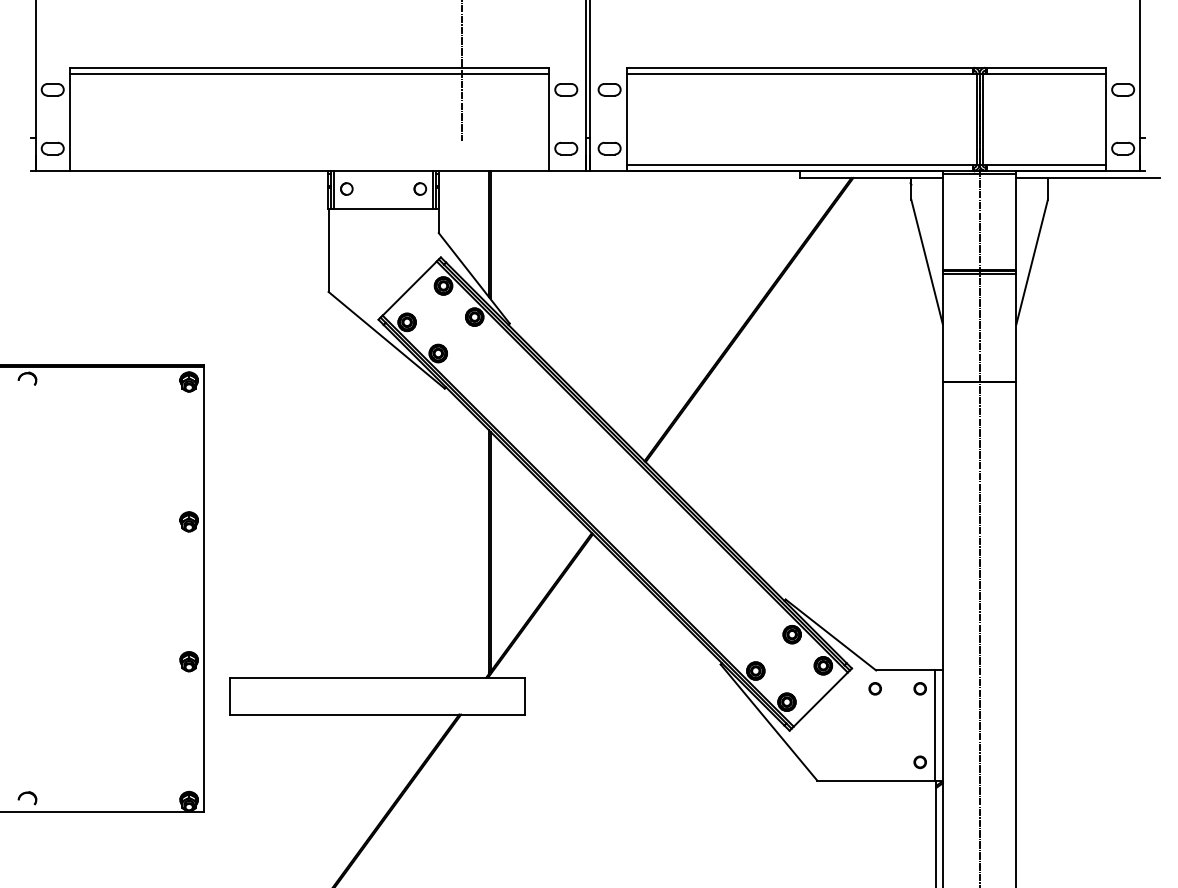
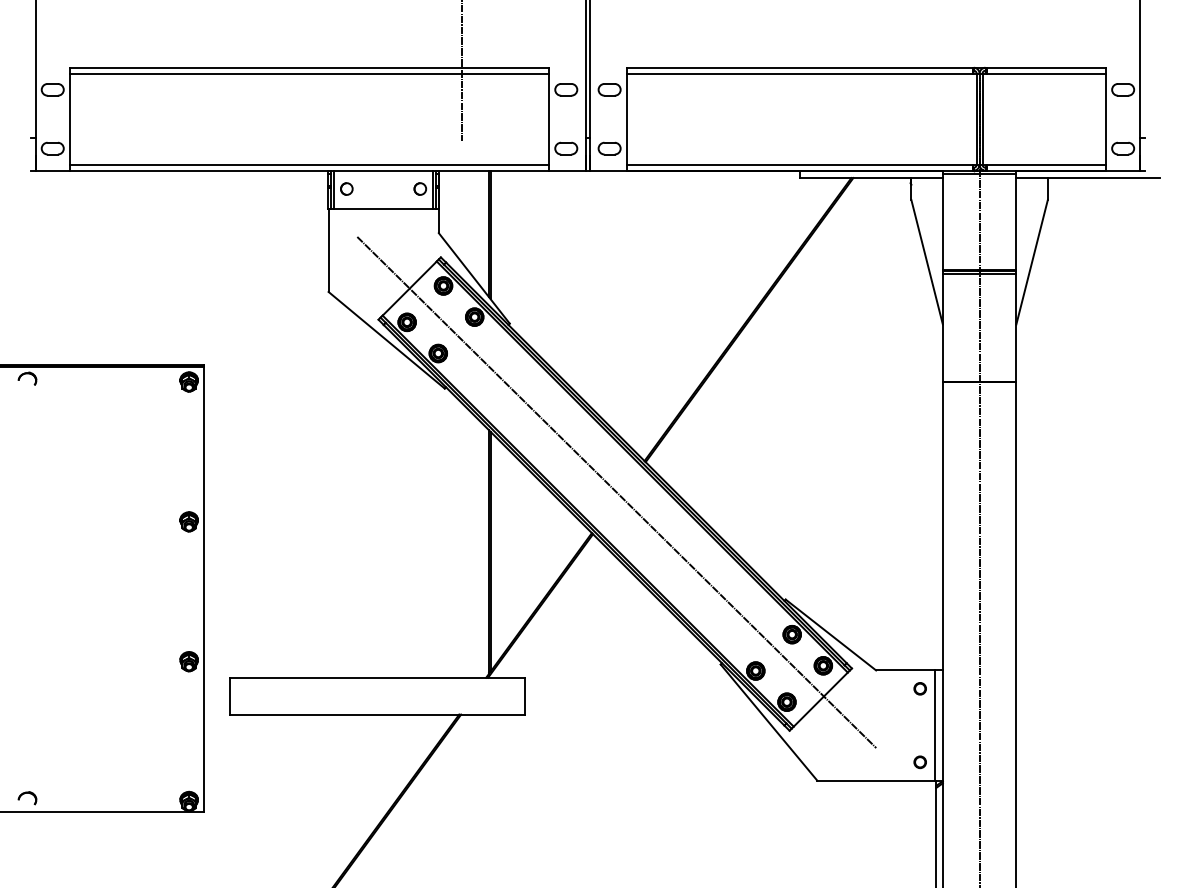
line: none -> present (309, 164)
line: none -> present (616, 492)
circle: present -> none (874, 688)
